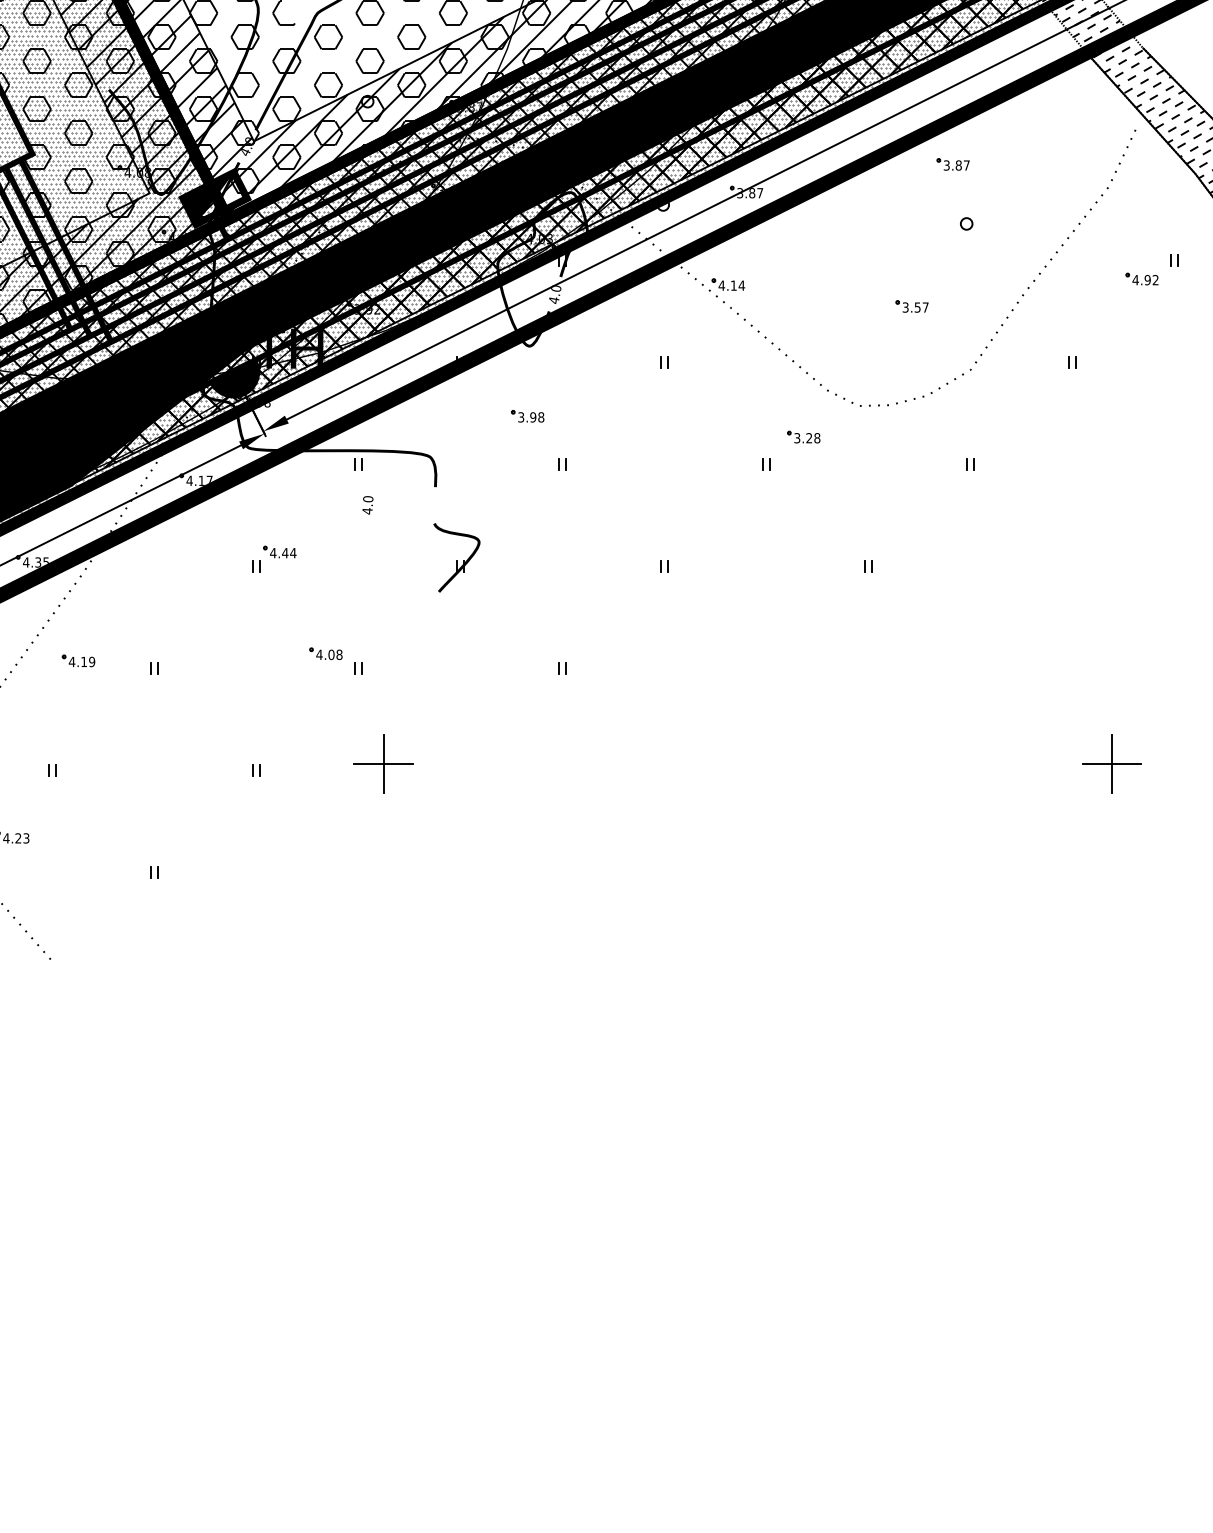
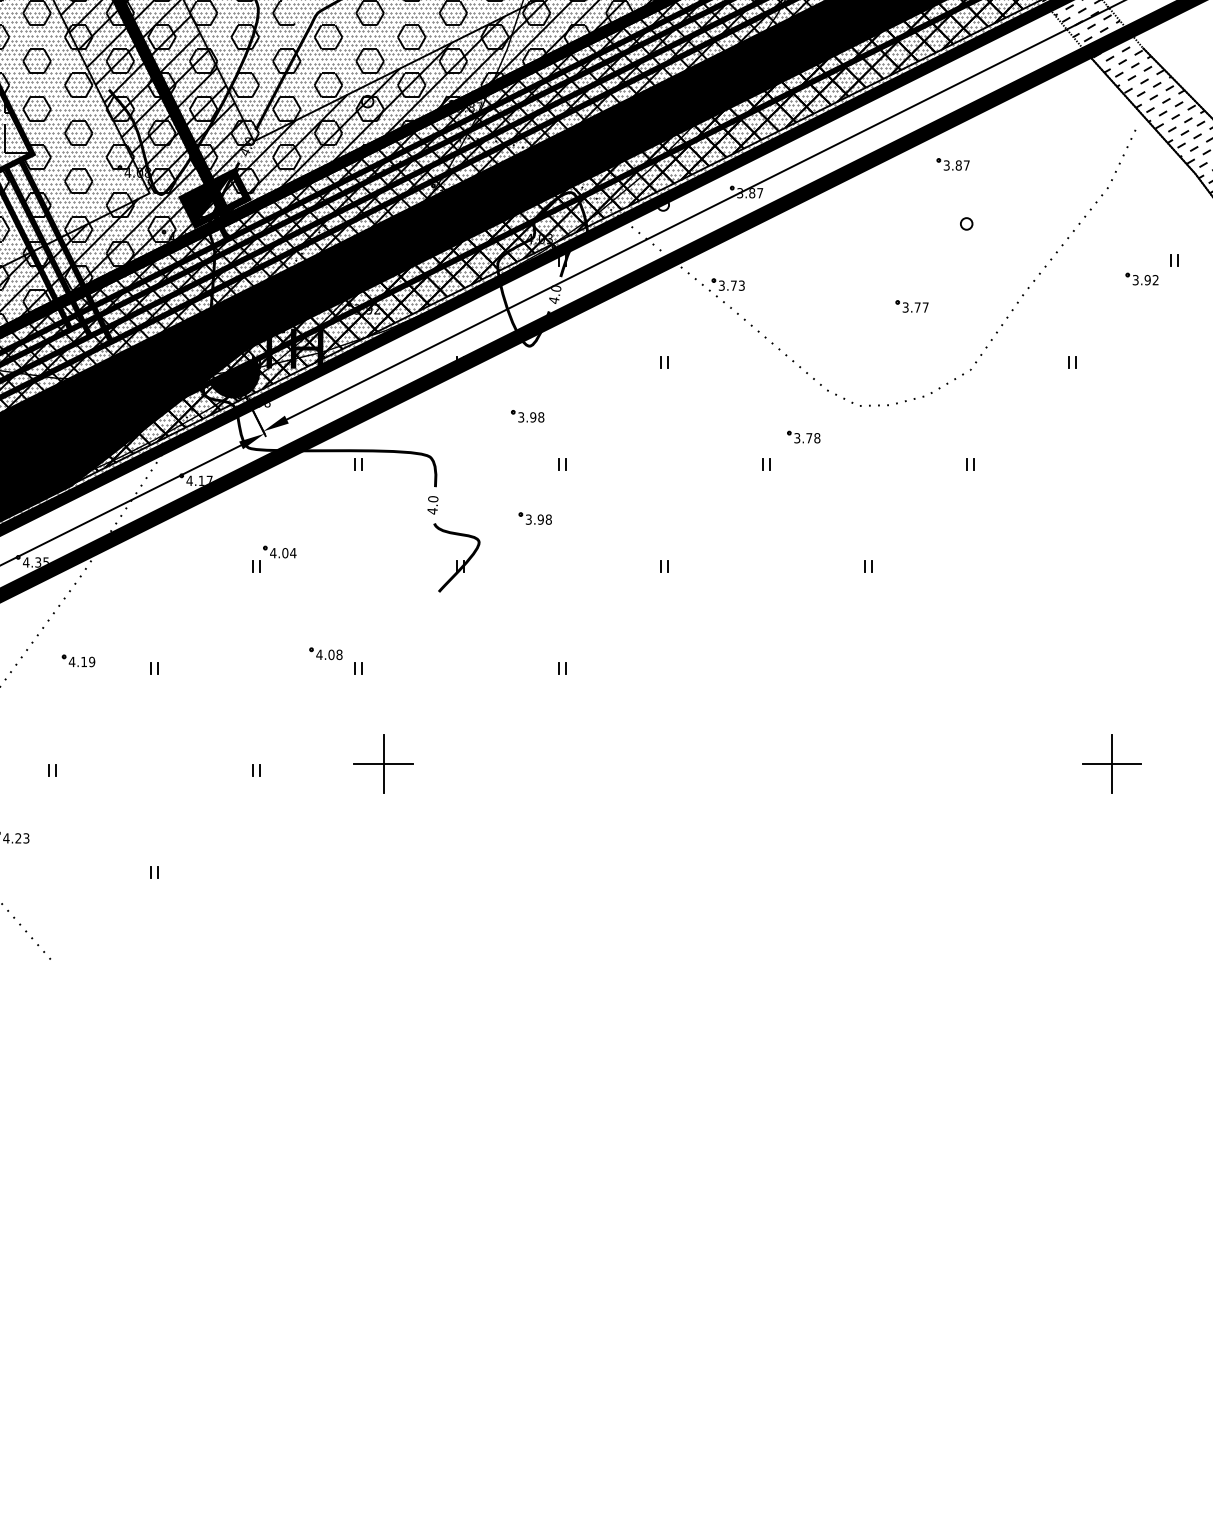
hatch: none -> present (390, 109)
hatch: none -> present (18, 133)
text: 4.92 -> 3.92 (1135, 280)
text: 4.14 -> 3.73 (731, 285)
text: 3.57 -> 3.77 (917, 307)
text: 3.28 -> 3.78 (809, 438)
text position: (367, 505) -> (432, 505) (432, 505)
part: none -> present (534, 518)
text: 4.44 -> 4.04 (285, 553)
